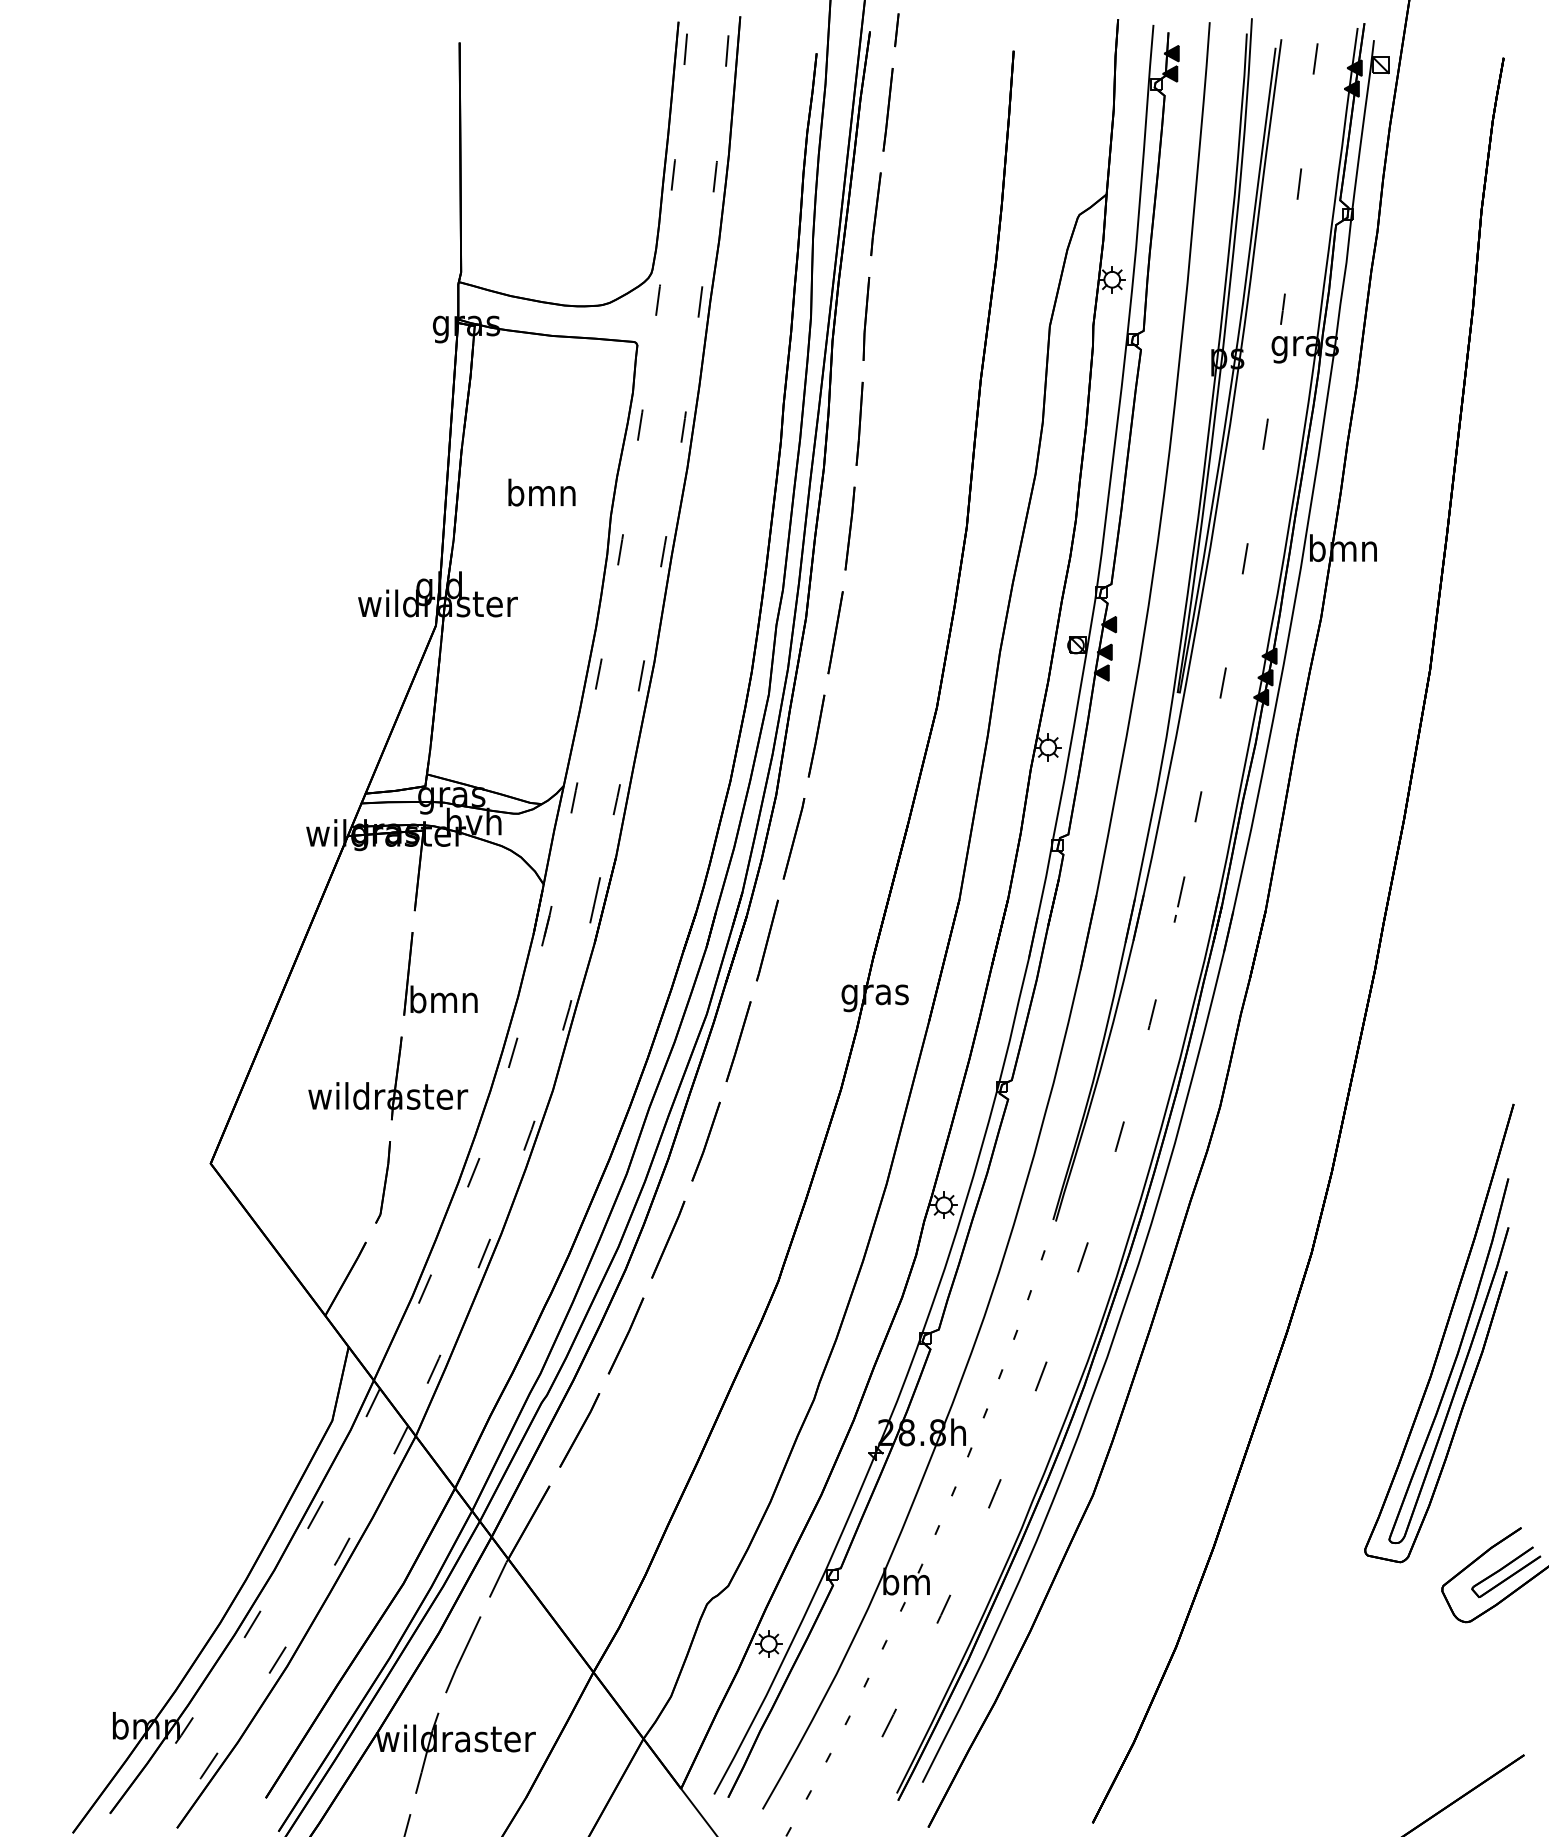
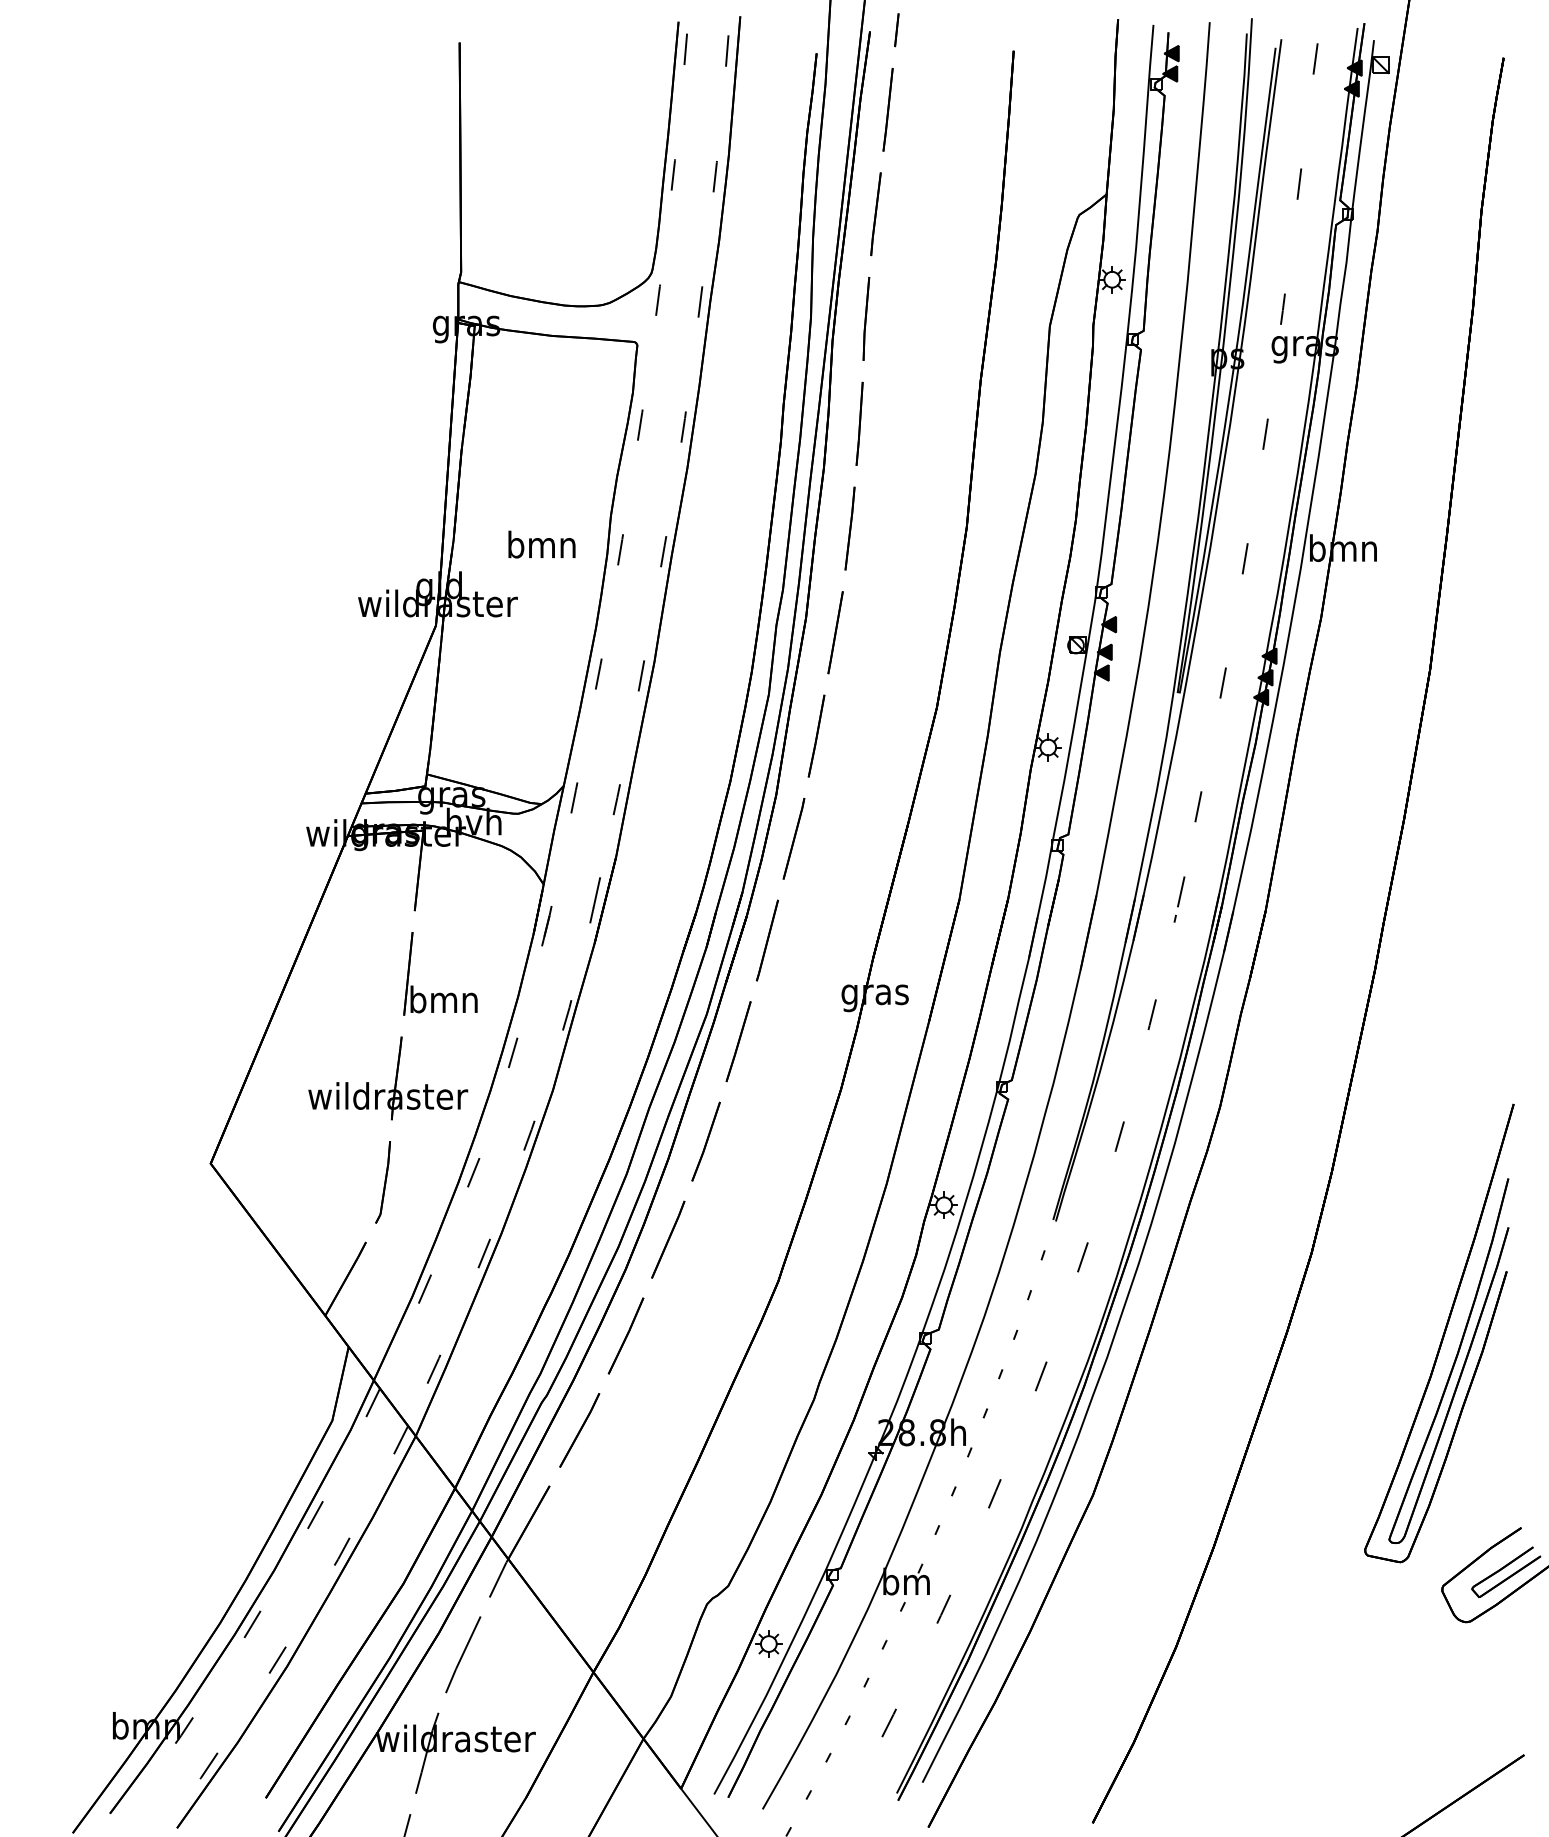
text position: (541, 492) -> (541, 544) (541, 544)
